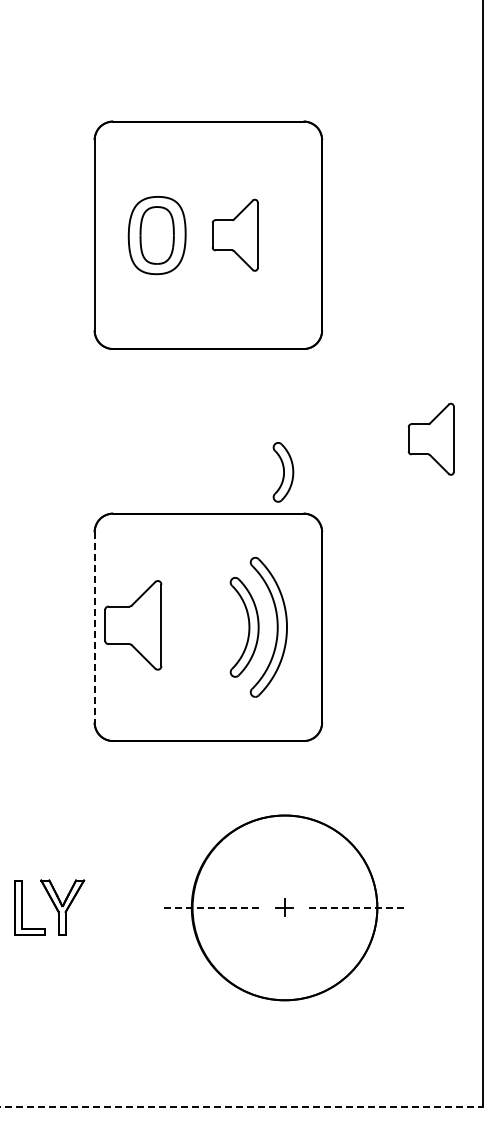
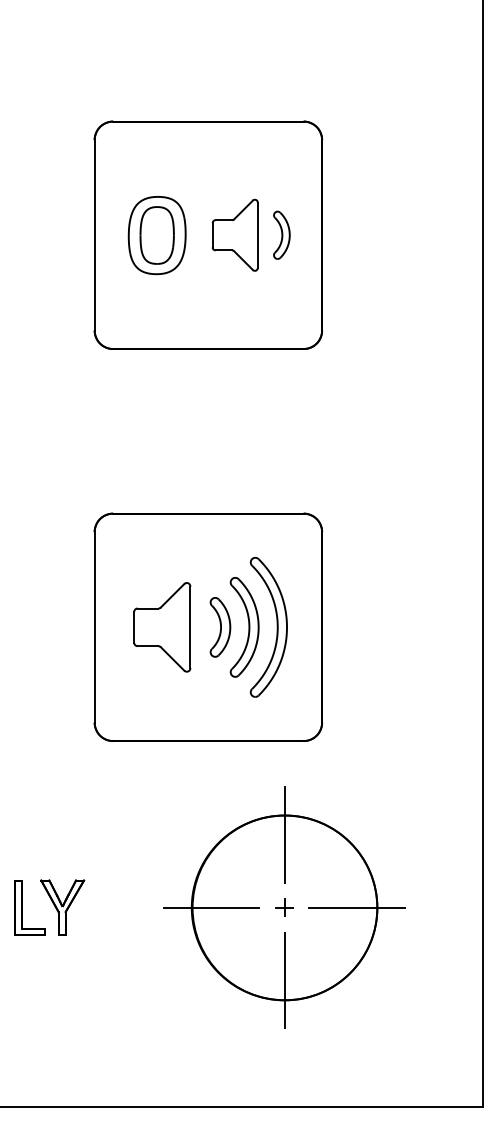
part: none -> present (281, 234)
part: present -> none (430, 438)
part position: (283, 472) -> (220, 627) (220, 627)
part position: (133, 625) -> (162, 627) (162, 627)
line: dashed -> solid (94, 627)
line: none -> present (284, 834)
line: dashed -> solid (211, 907)
line: dashed -> solid (356, 907)
line: none -> present (284, 979)
line: dashed -> solid (242, 1106)
